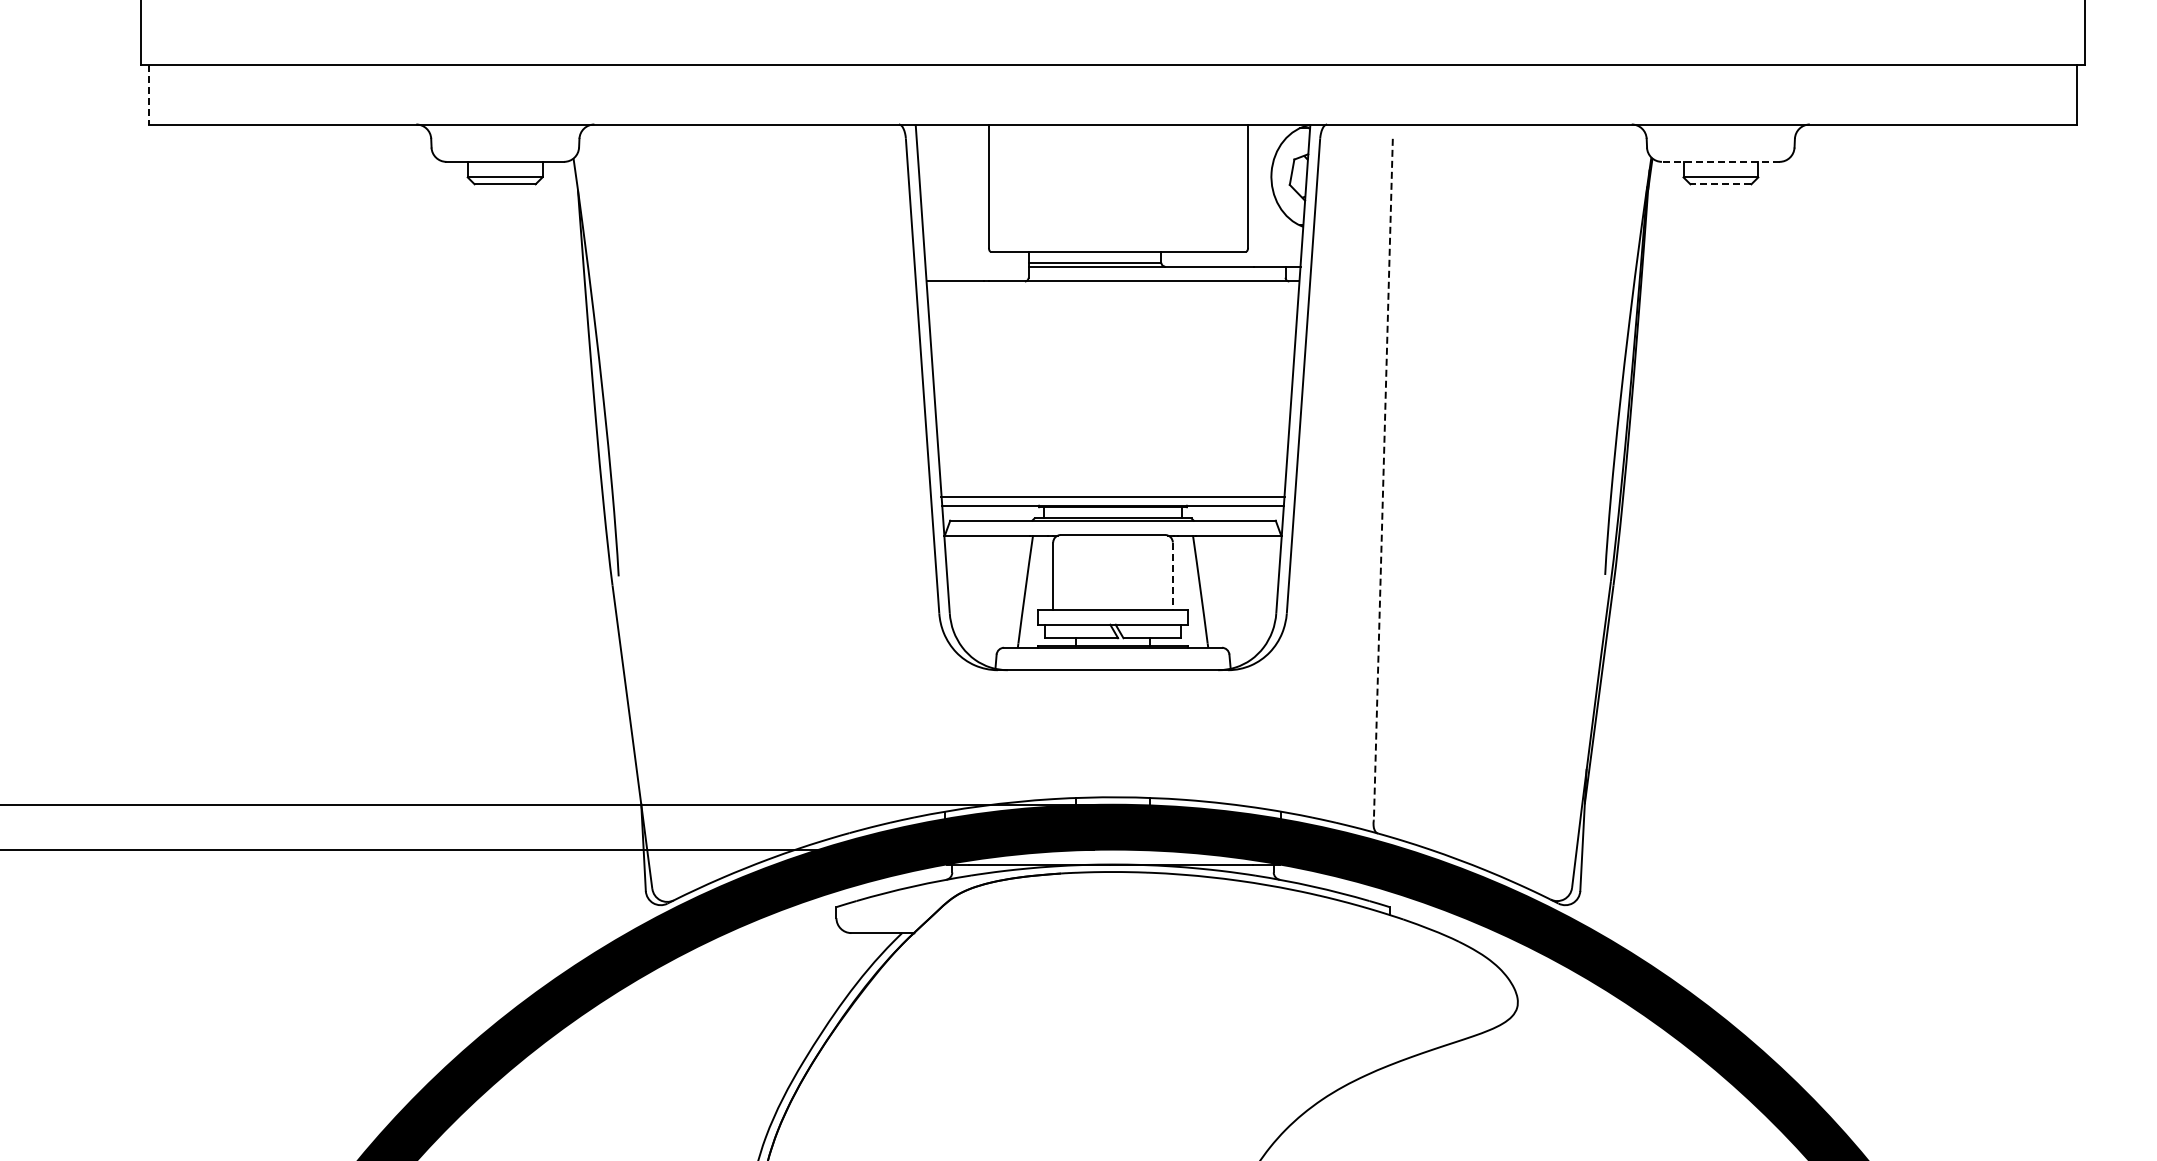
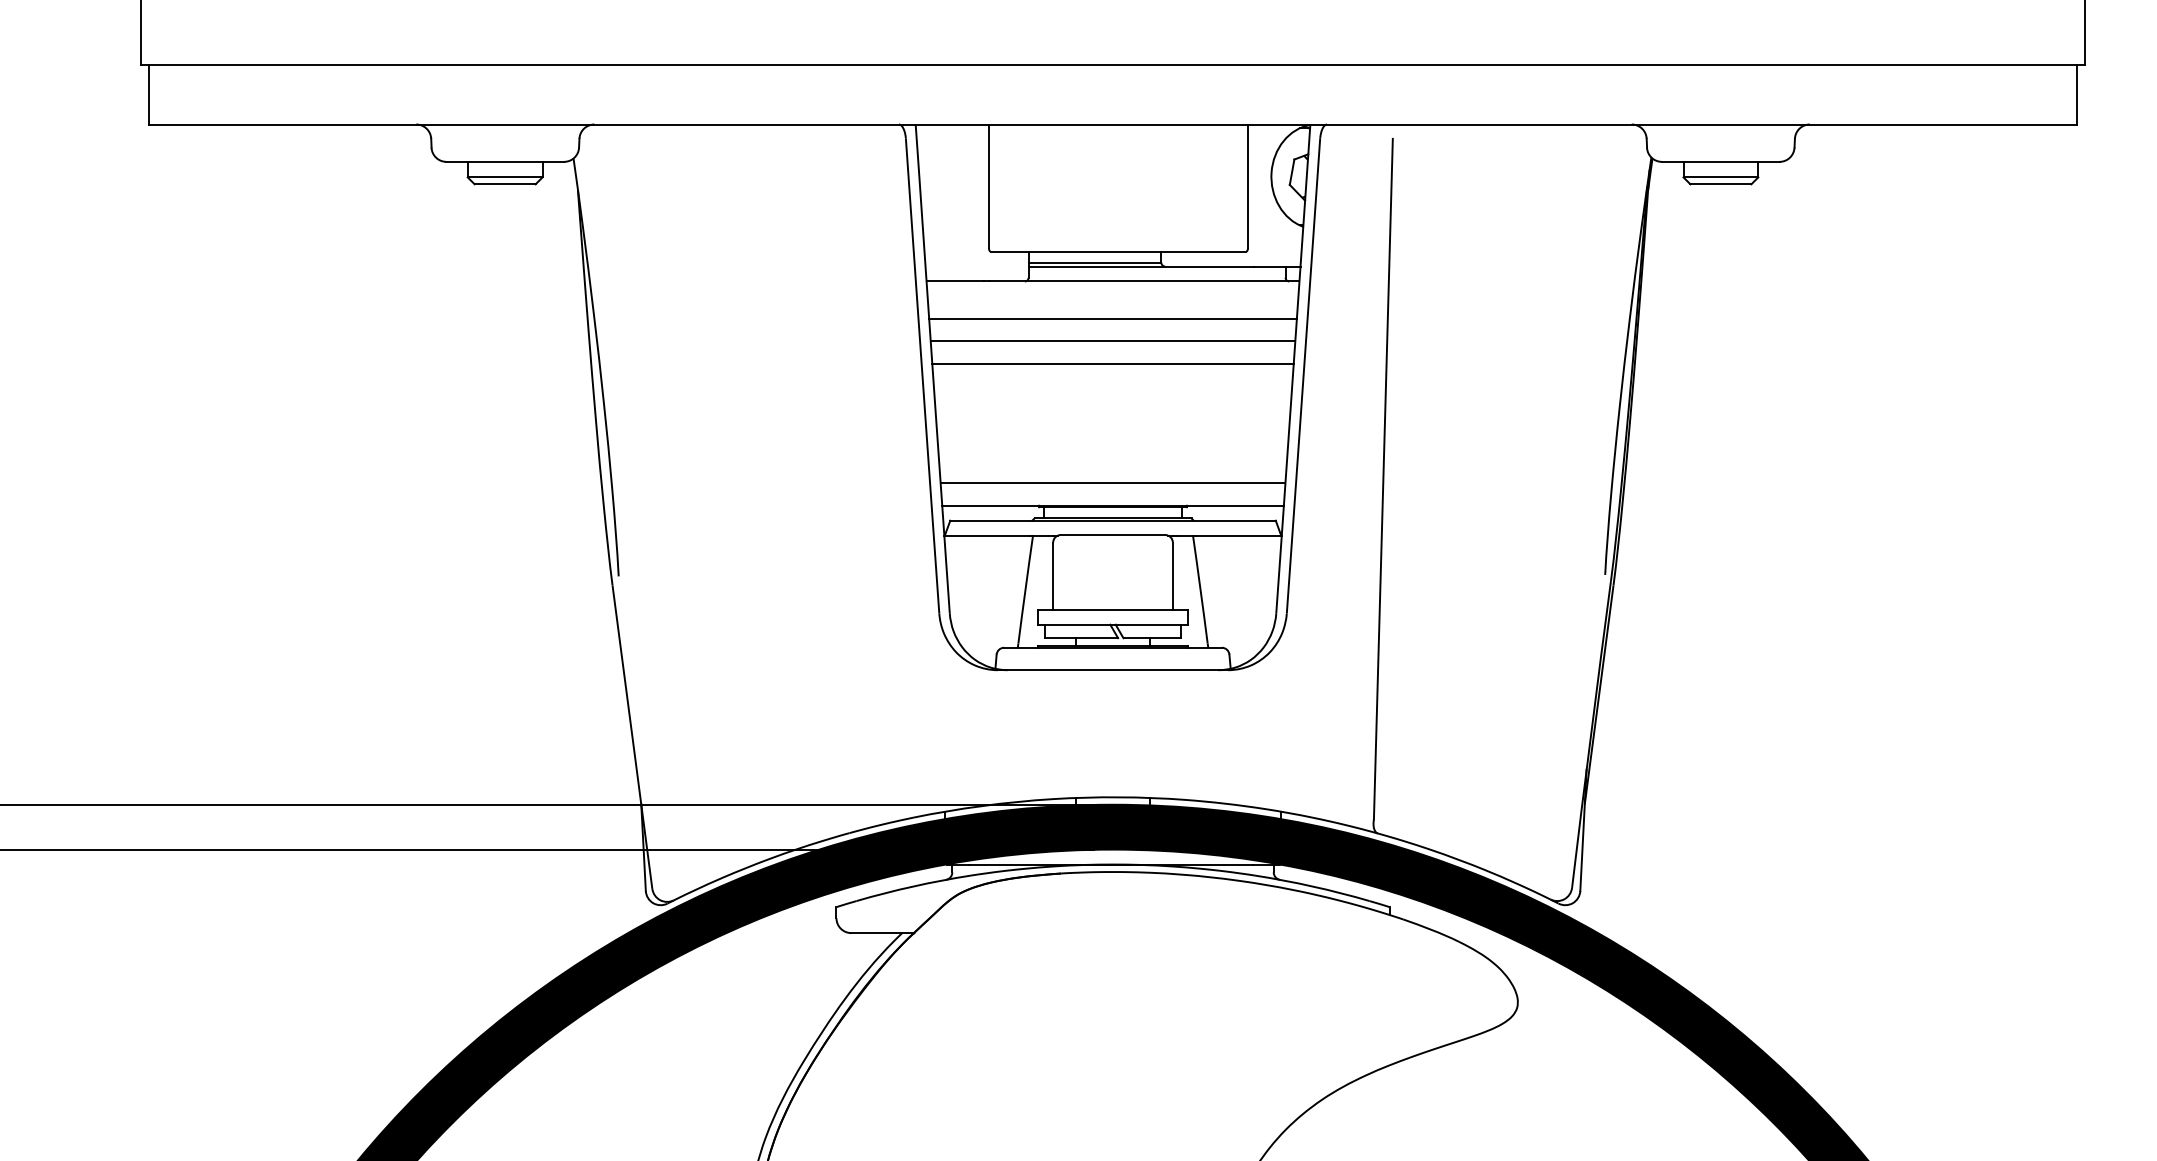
line: dashed -> solid (148, 94)
line: dashed -> solid (1720, 161)
line: dashed -> solid (1720, 184)
line: none -> present (1112, 318)
line: none -> present (1112, 341)
line: none -> present (1112, 363)
line: dashed -> solid (1383, 479)
line position: (1112, 497) -> (1112, 483) (1112, 483)
line: dashed -> solid (1172, 576)
